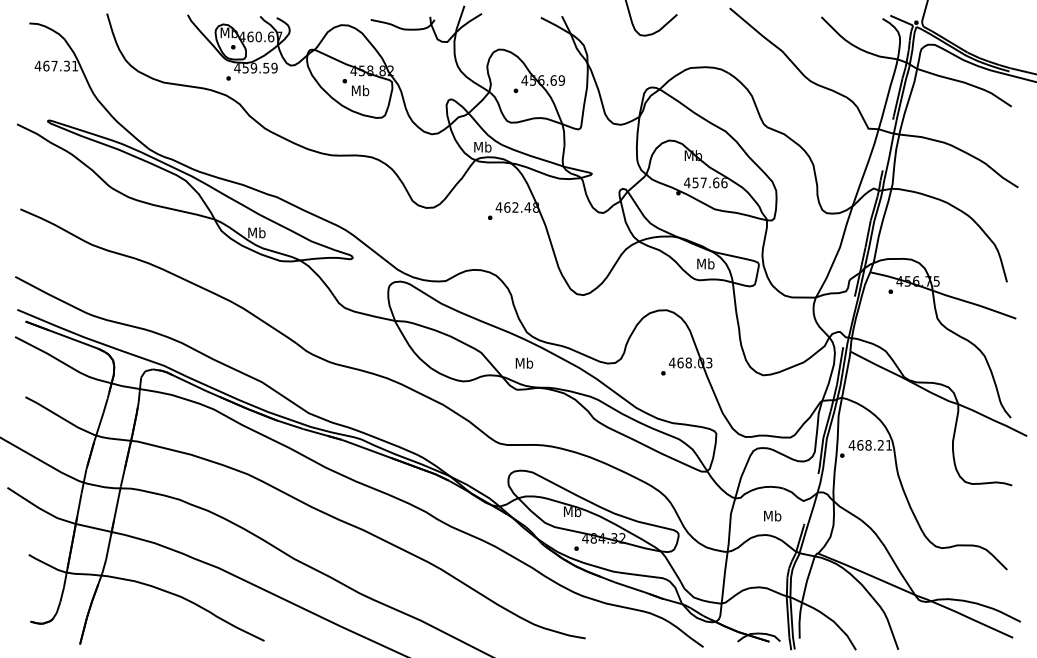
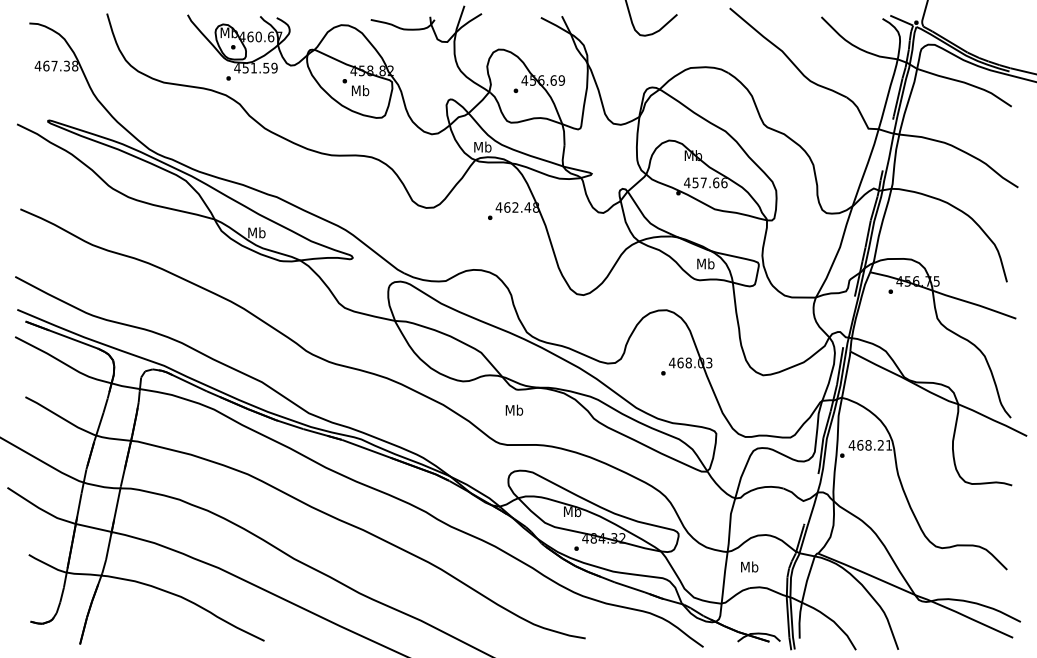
text: 467.31 -> 467.38 (75, 65)
text: 459.59 -> 451.59 (253, 67)
text position: (524, 362) -> (514, 409) (514, 409)
text position: (772, 515) -> (749, 566) (749, 566)
